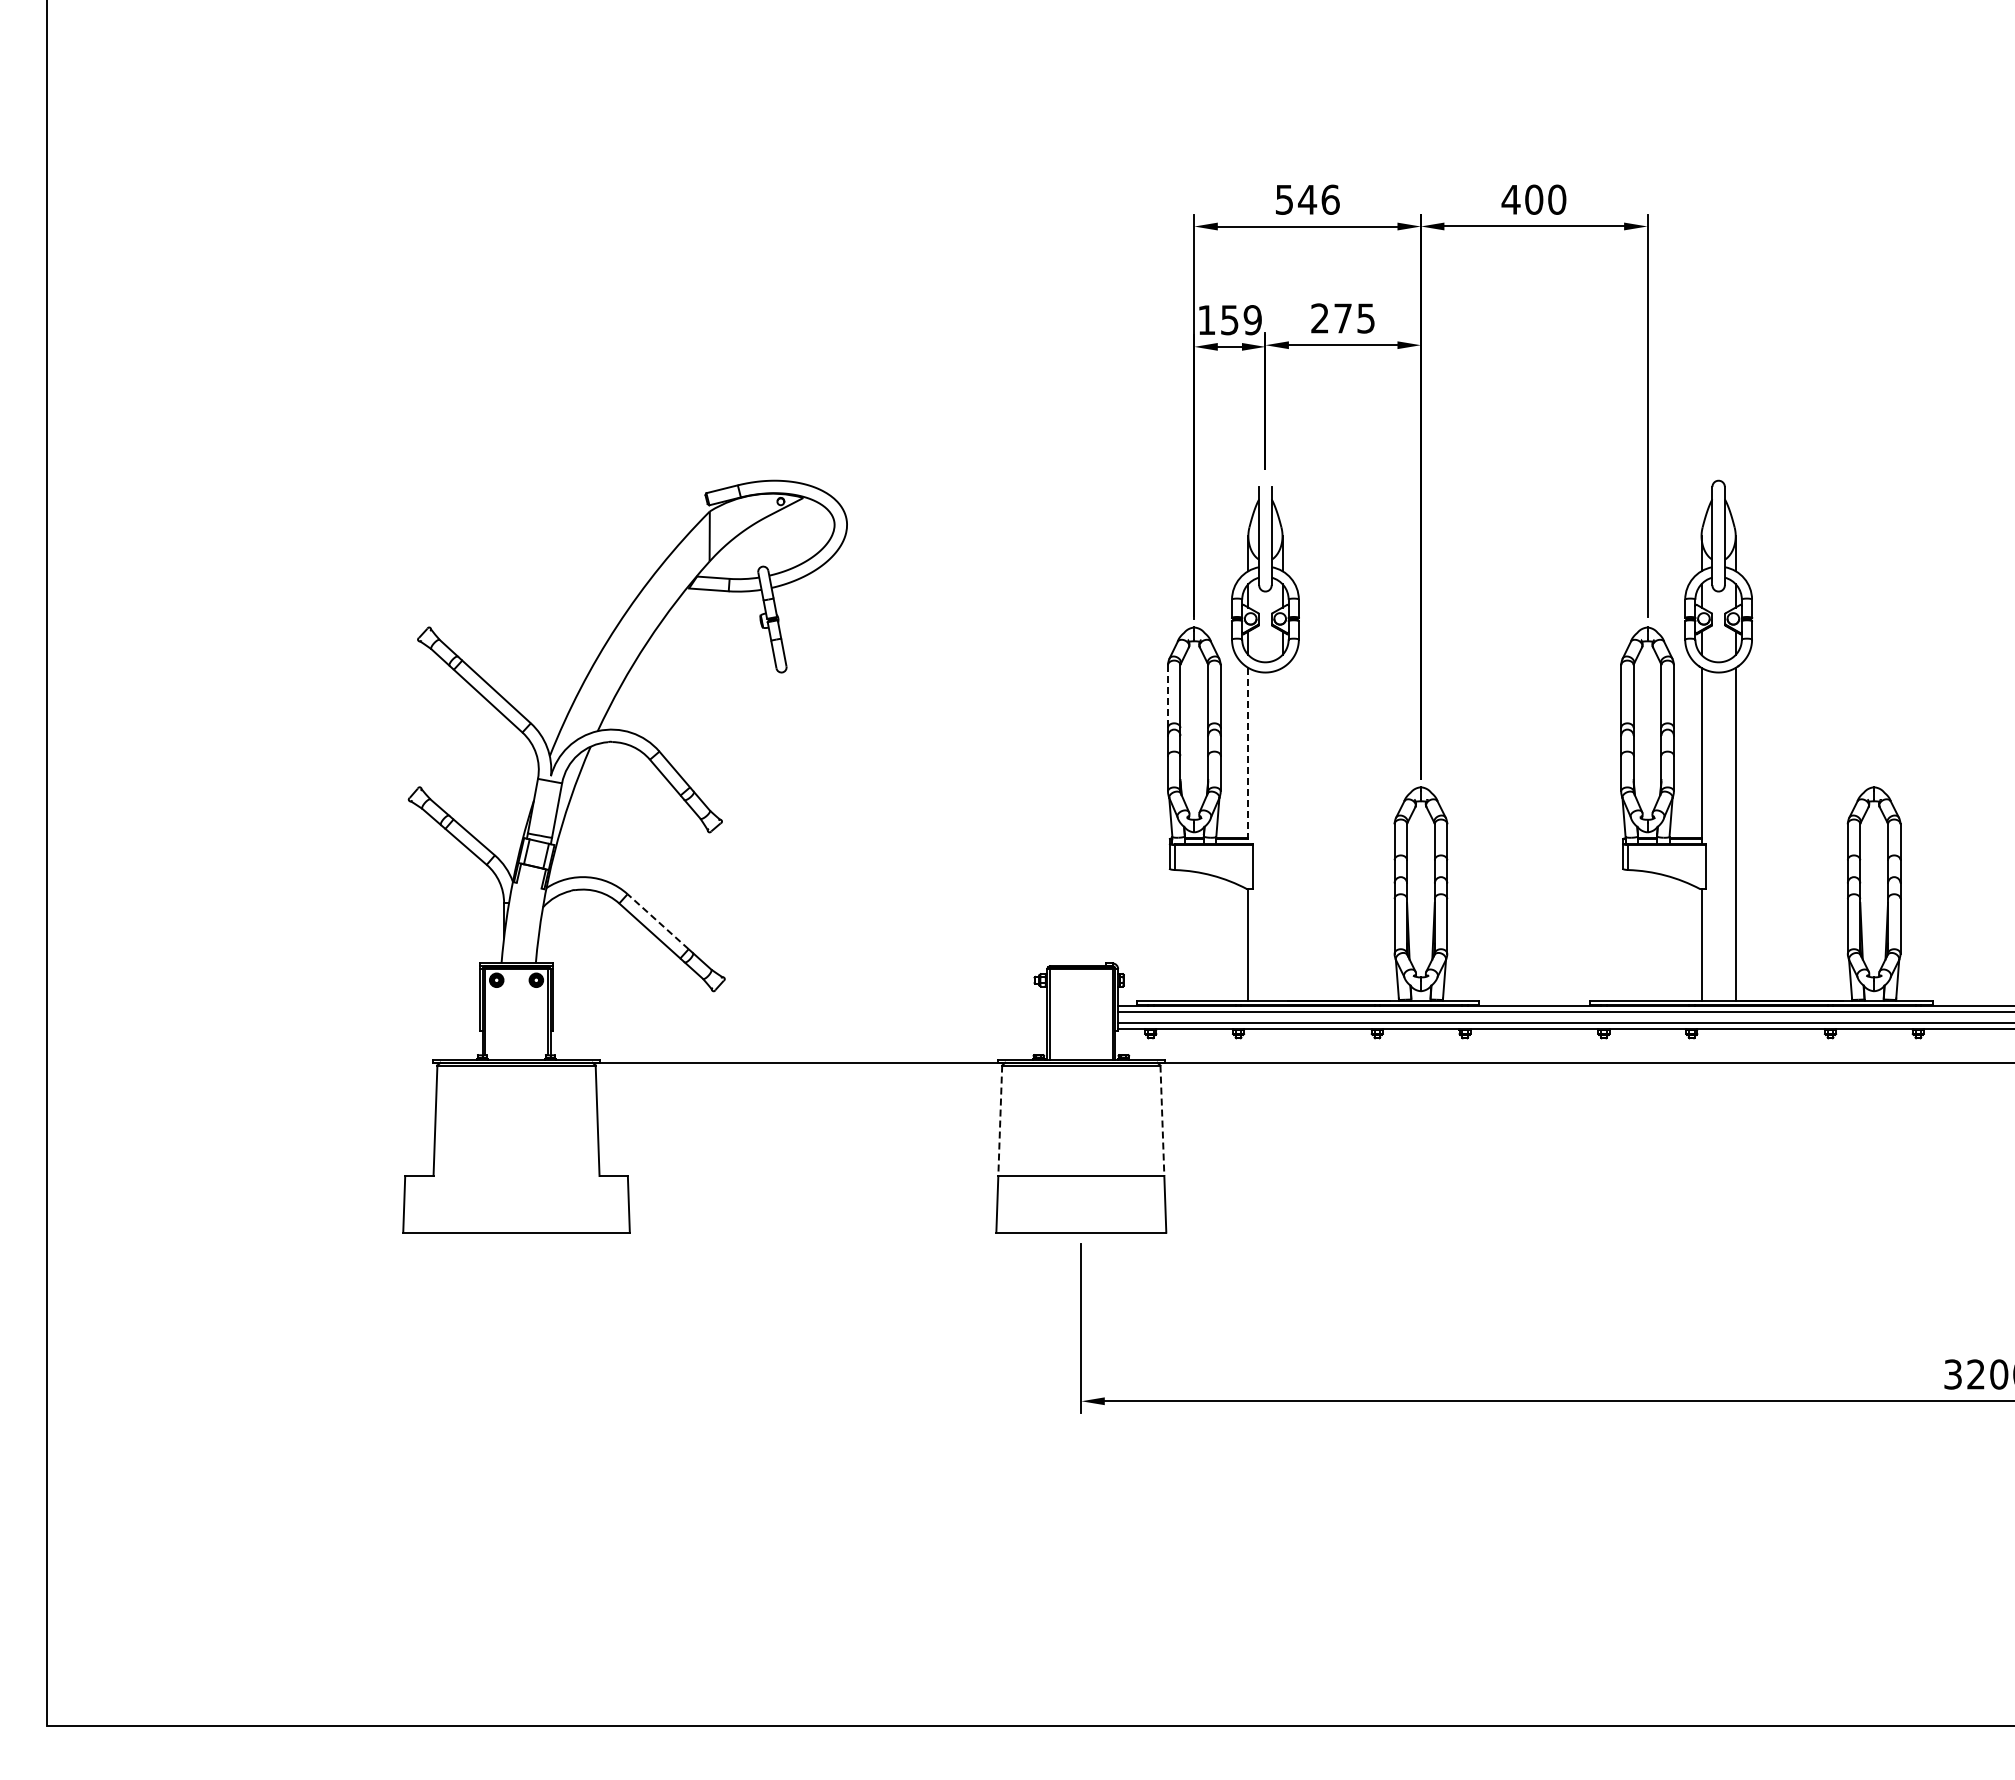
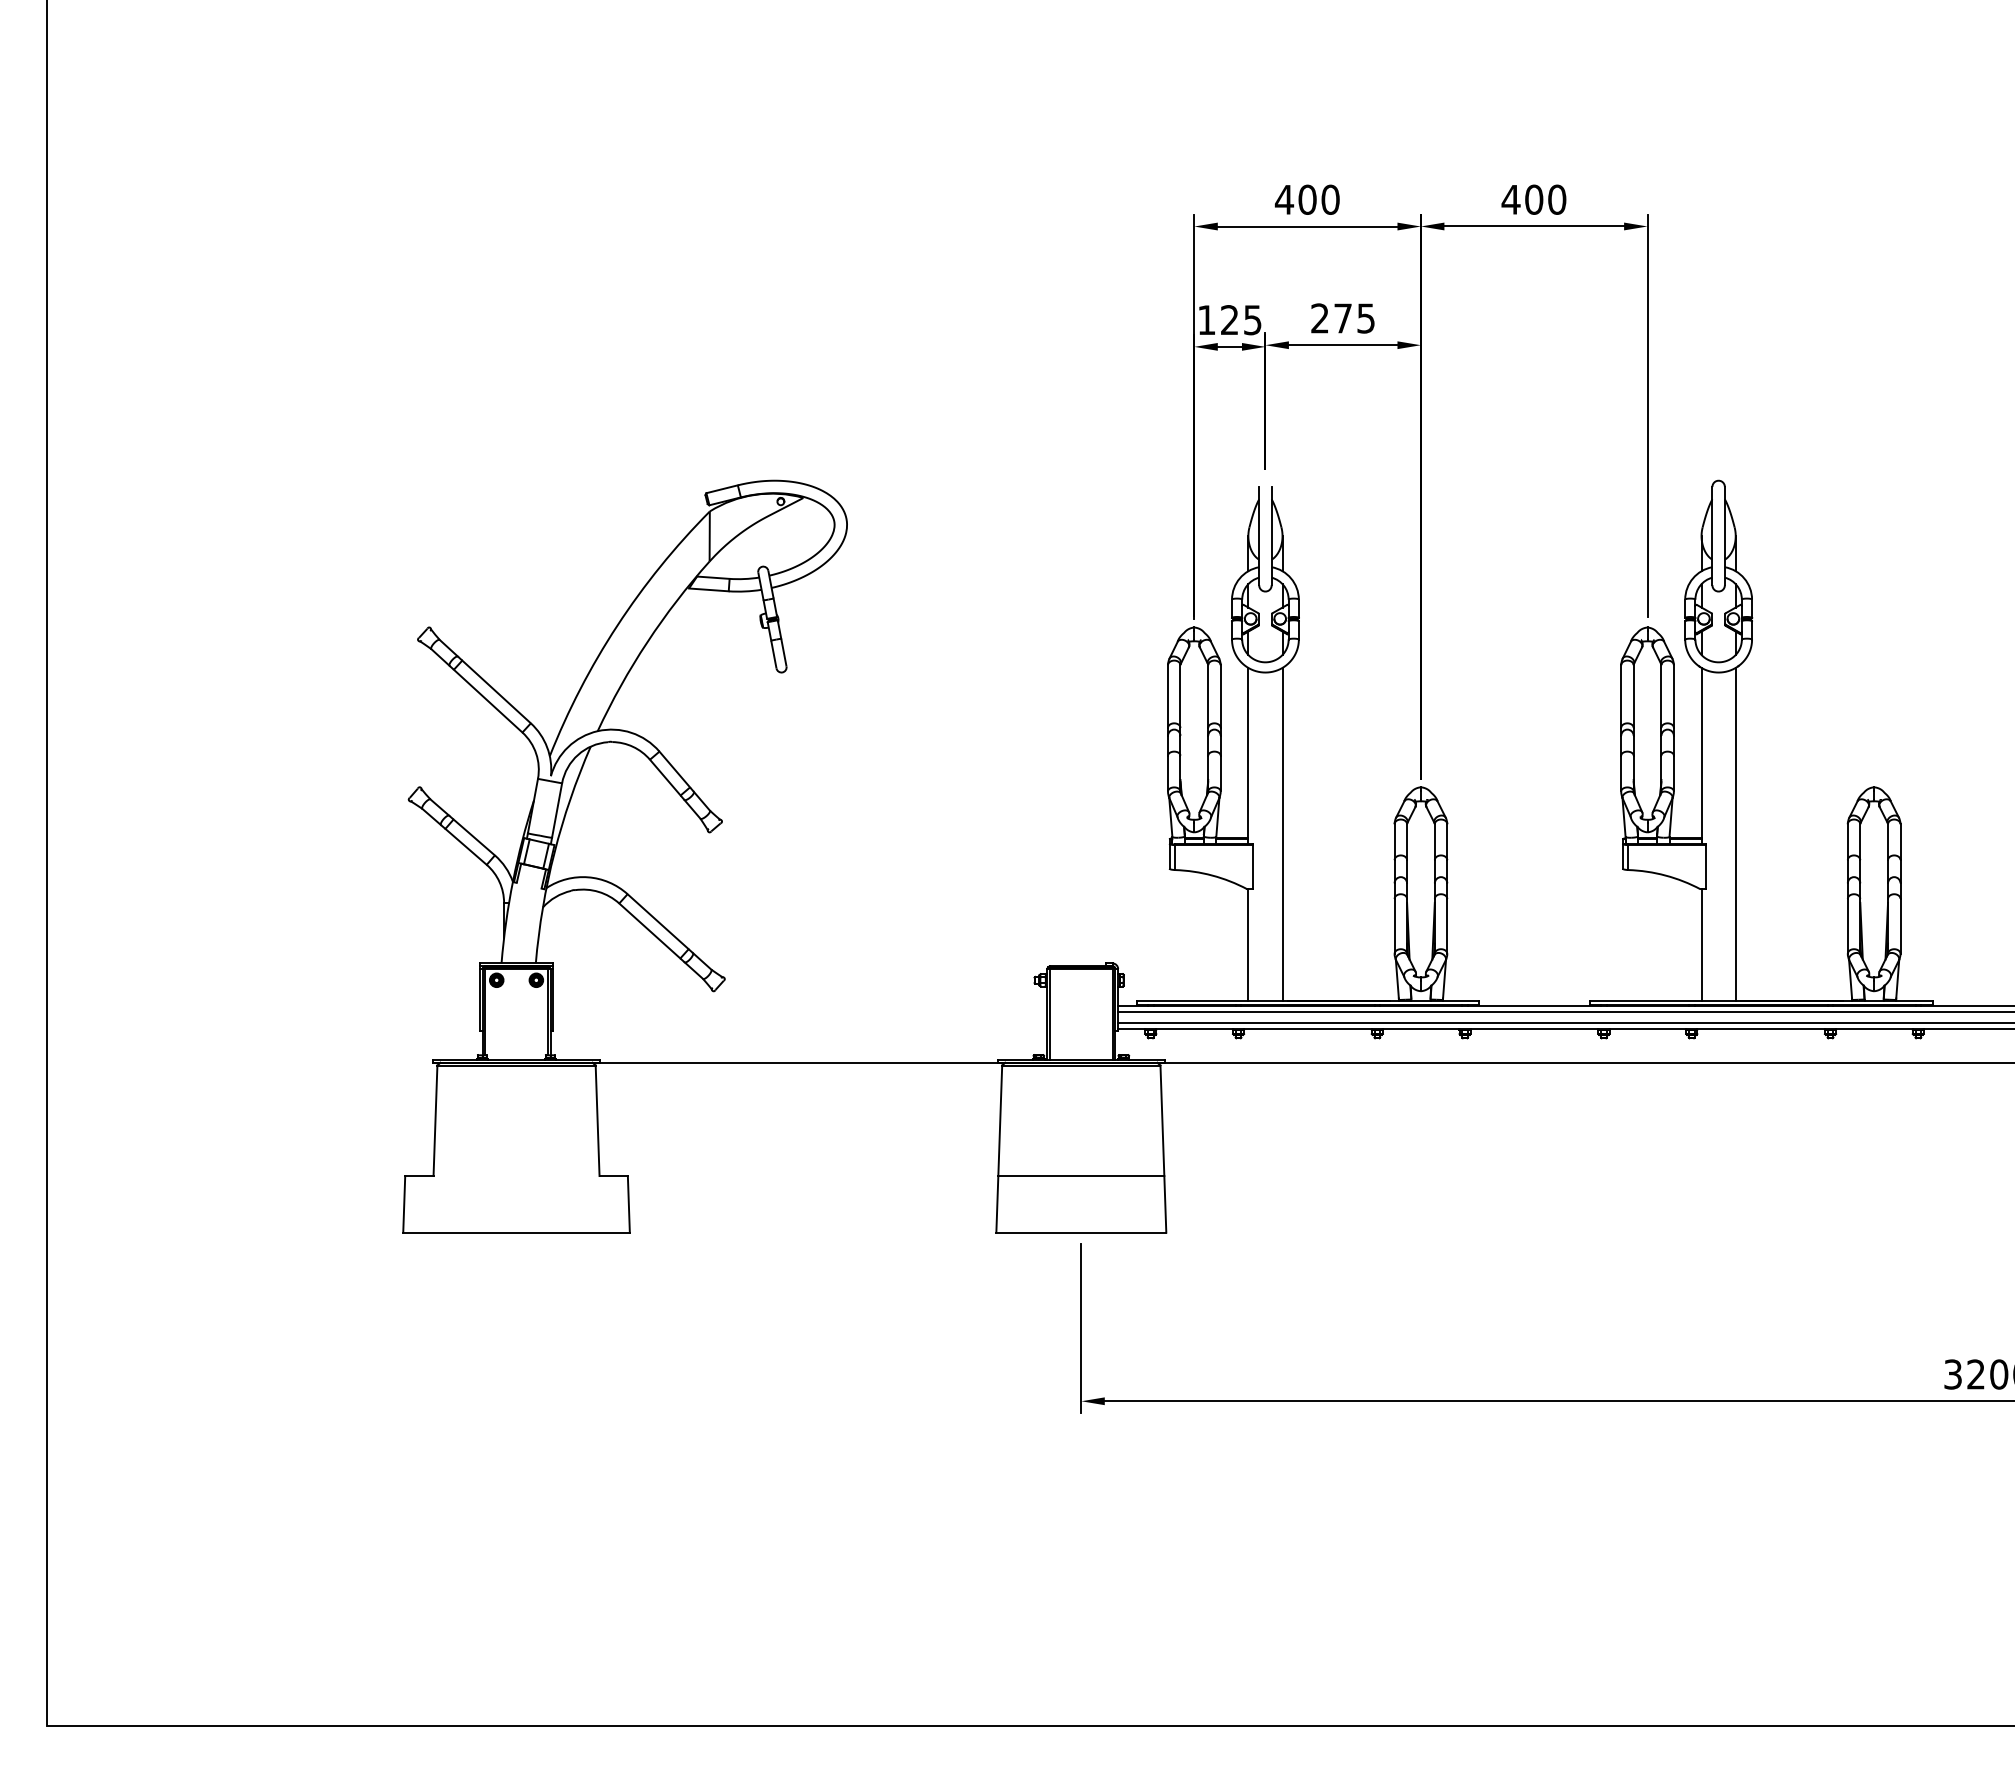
text: 546 -> 400 (1306, 199)
text: 159 -> 125 (1241, 320)
line: dashed -> solid (1168, 697)
line: dashed -> solid (1248, 756)
line: none -> present (1282, 833)
line: dashed -> solid (657, 921)
line: dashed -> solid (1000, 1121)
line: dashed -> solid (1162, 1121)
